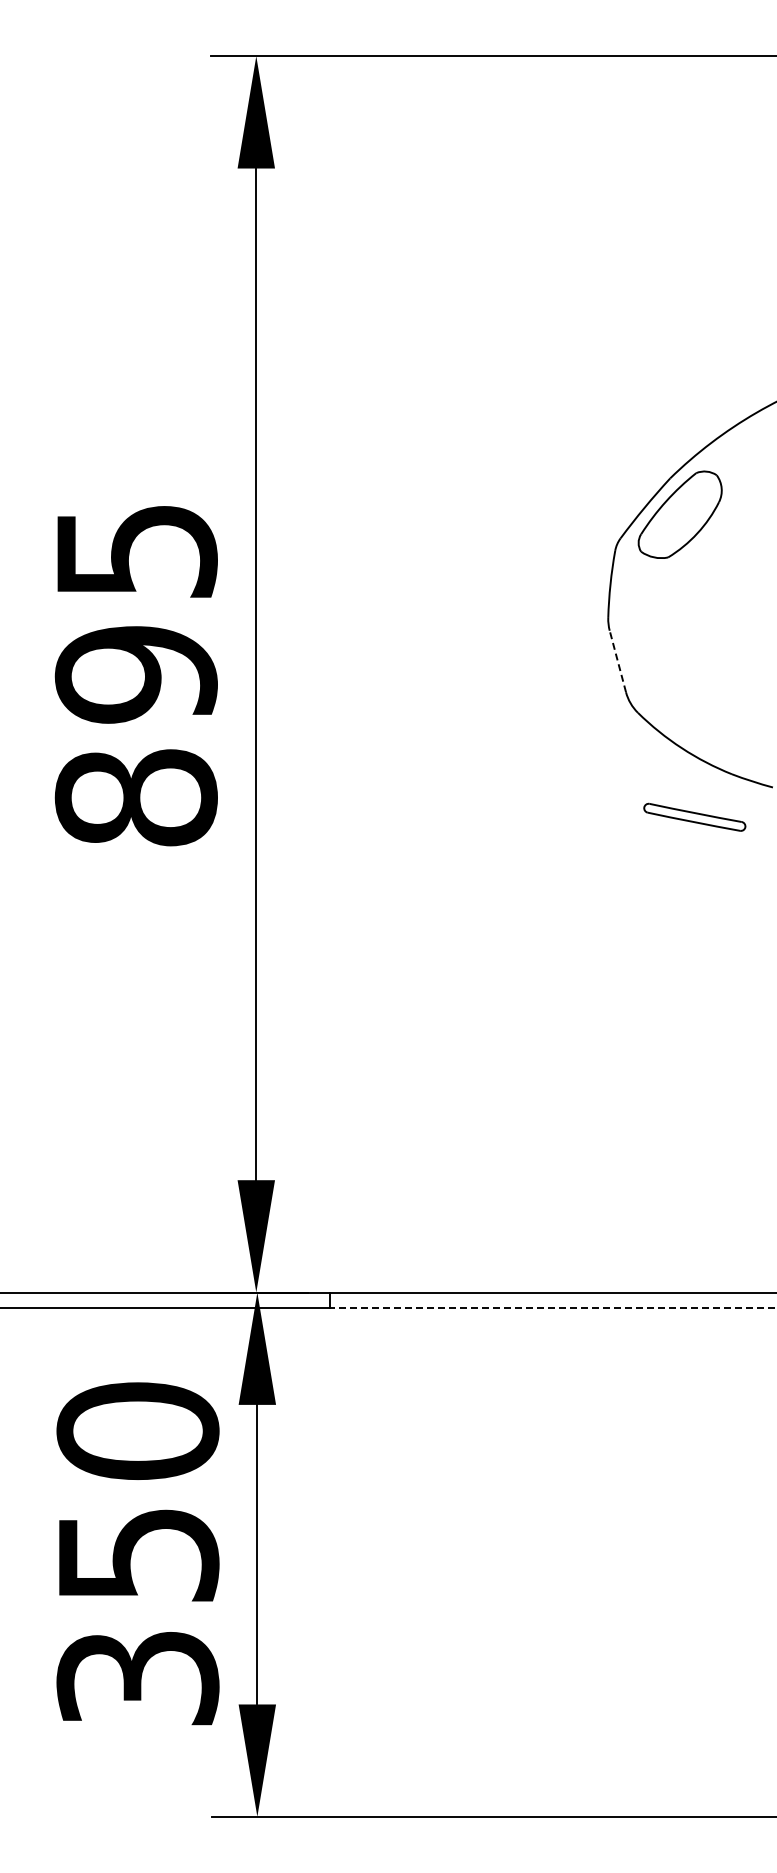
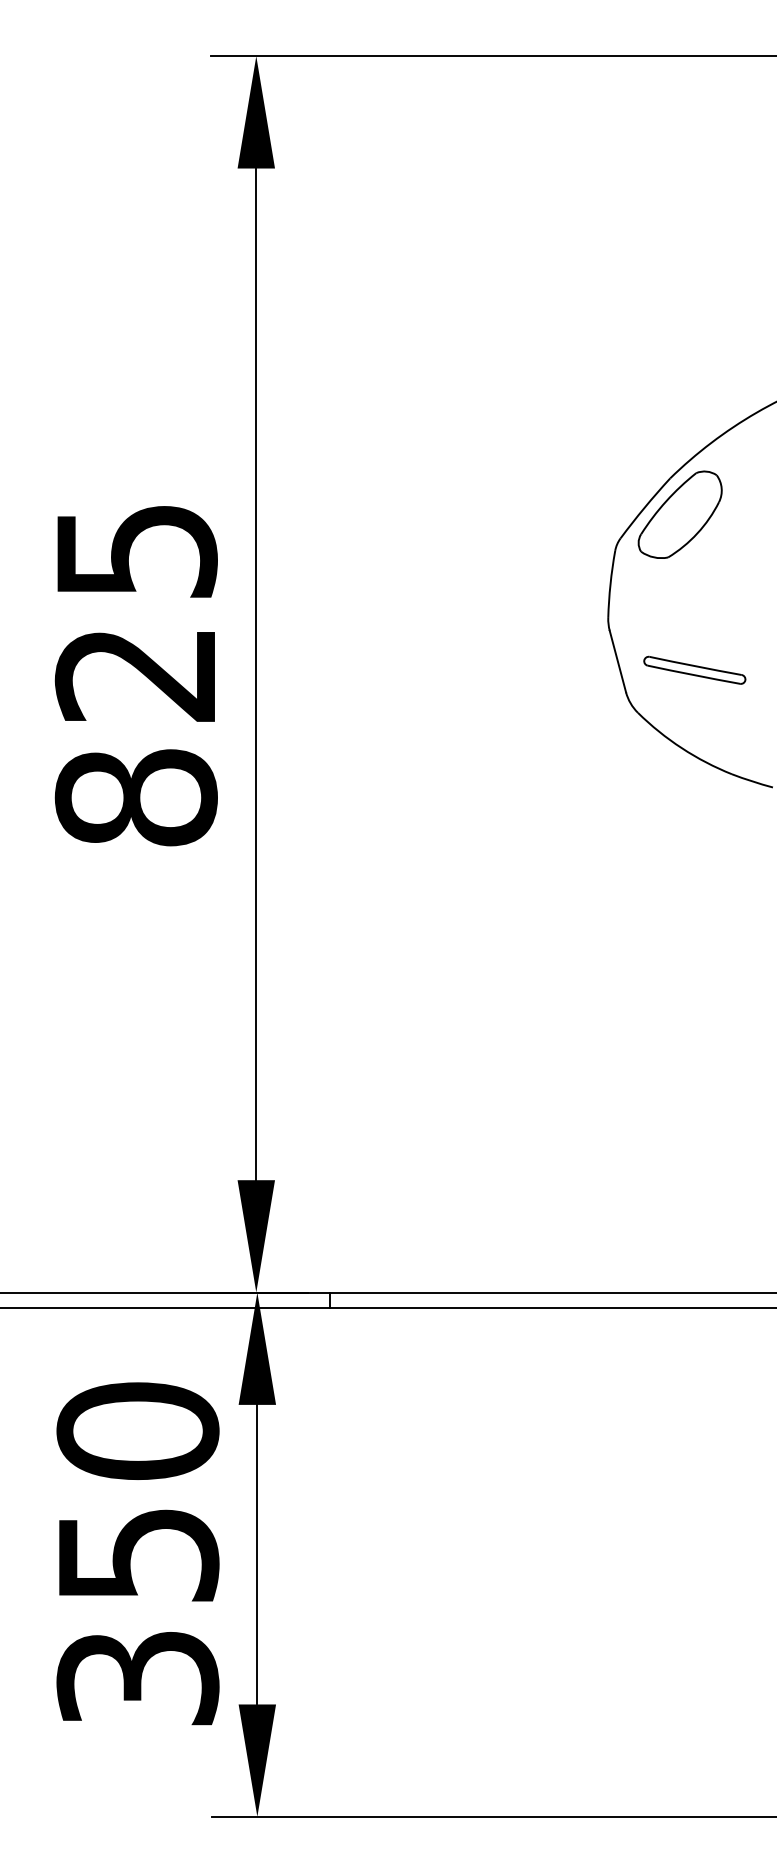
line: dashed -> solid (617, 661)
text: 895 -> 825 (135, 674)
part position: (694, 816) -> (694, 669) (694, 669)
line: dashed -> solid (553, 1307)
